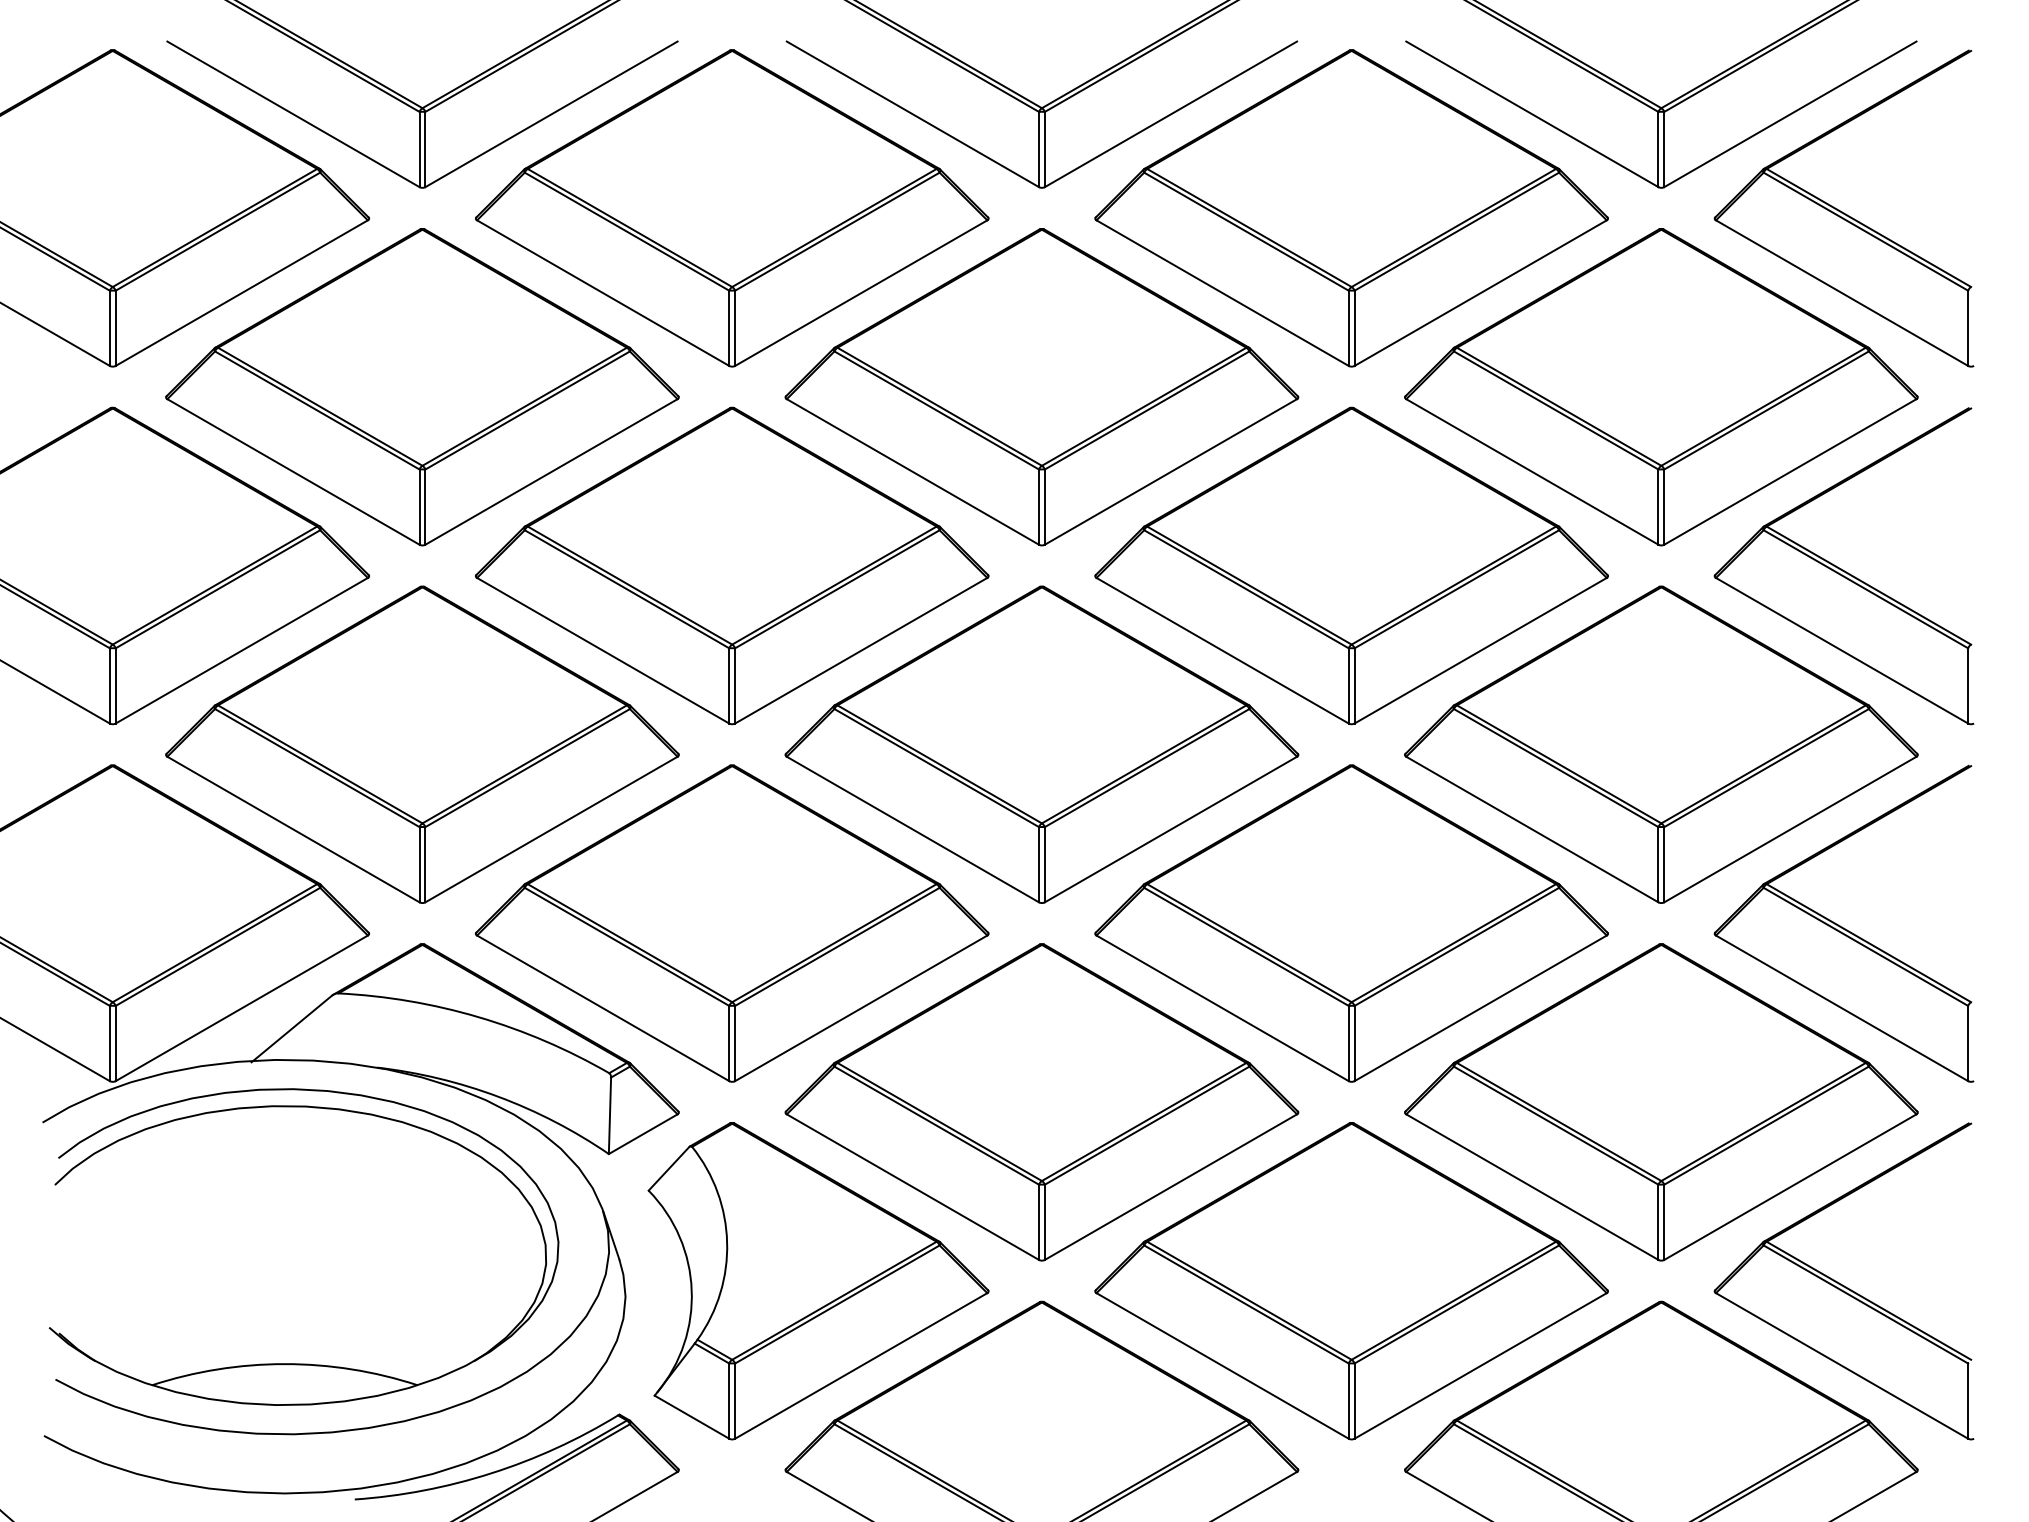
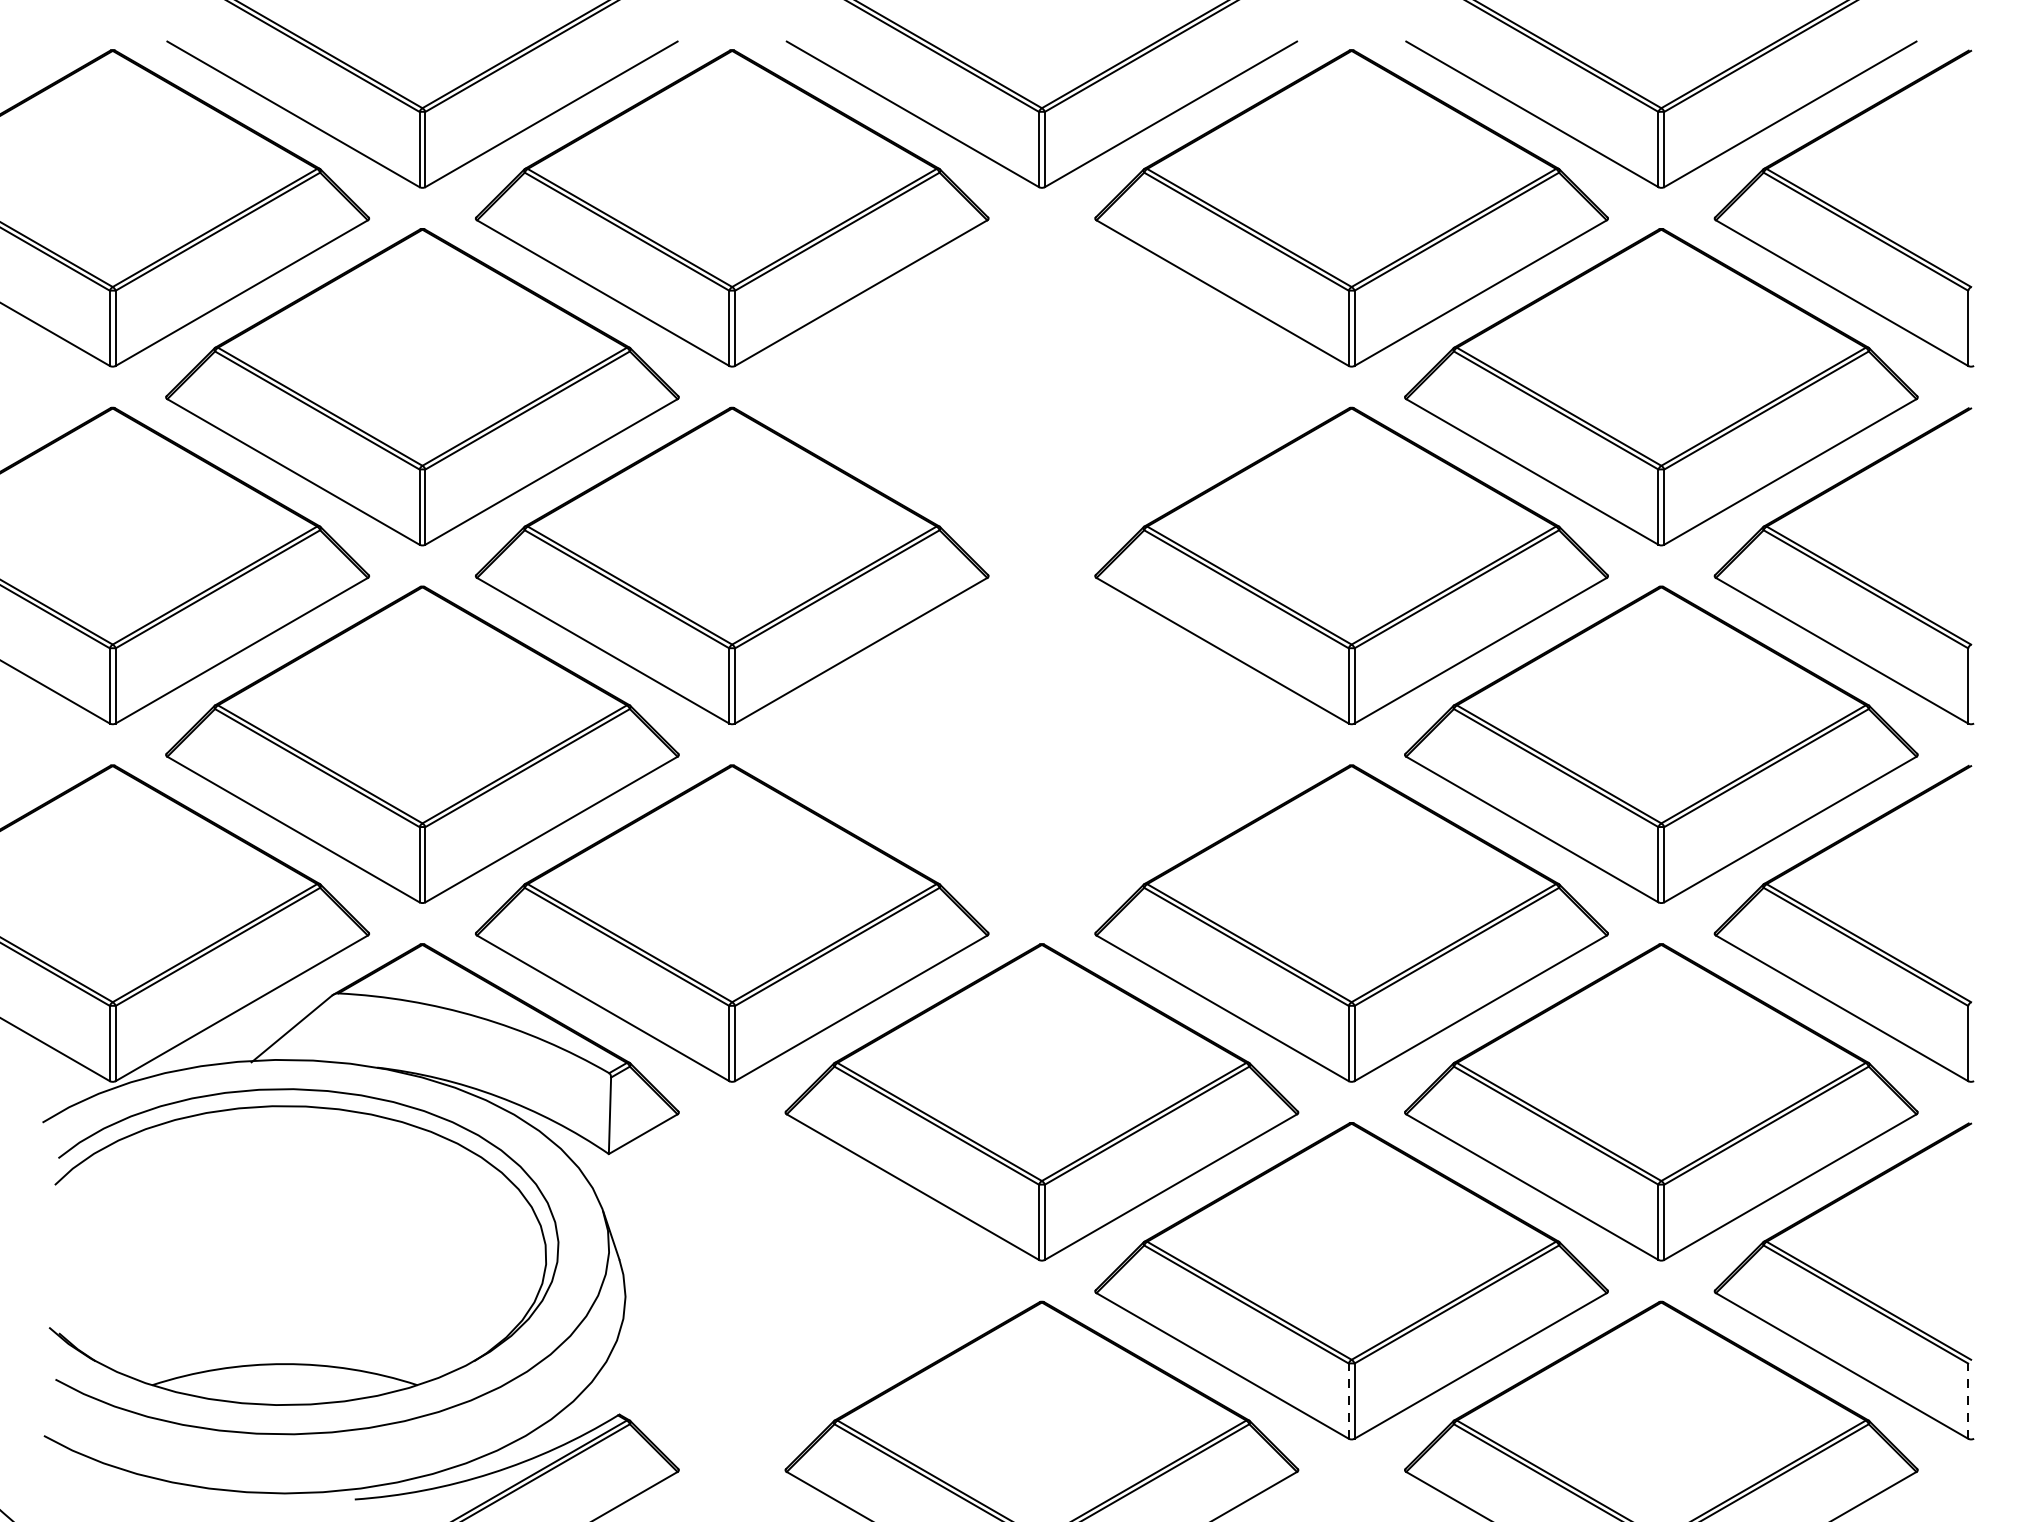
part: present -> none (1041, 387)
part: present -> none (1041, 744)
part: present -> none (818, 1281)
line: solid -> dashed (1348, 1401)
line: solid -> dashed (1968, 1401)
